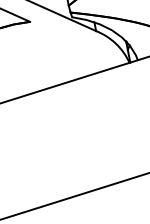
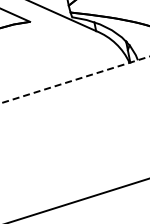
line: solid -> dashed (75, 79)
line position: (74, 196) -> (80, 199) (80, 199)
